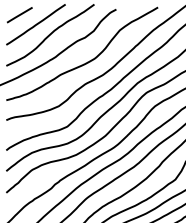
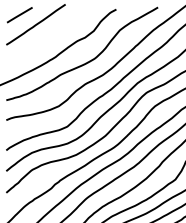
curve: present -> none (50, 35)
